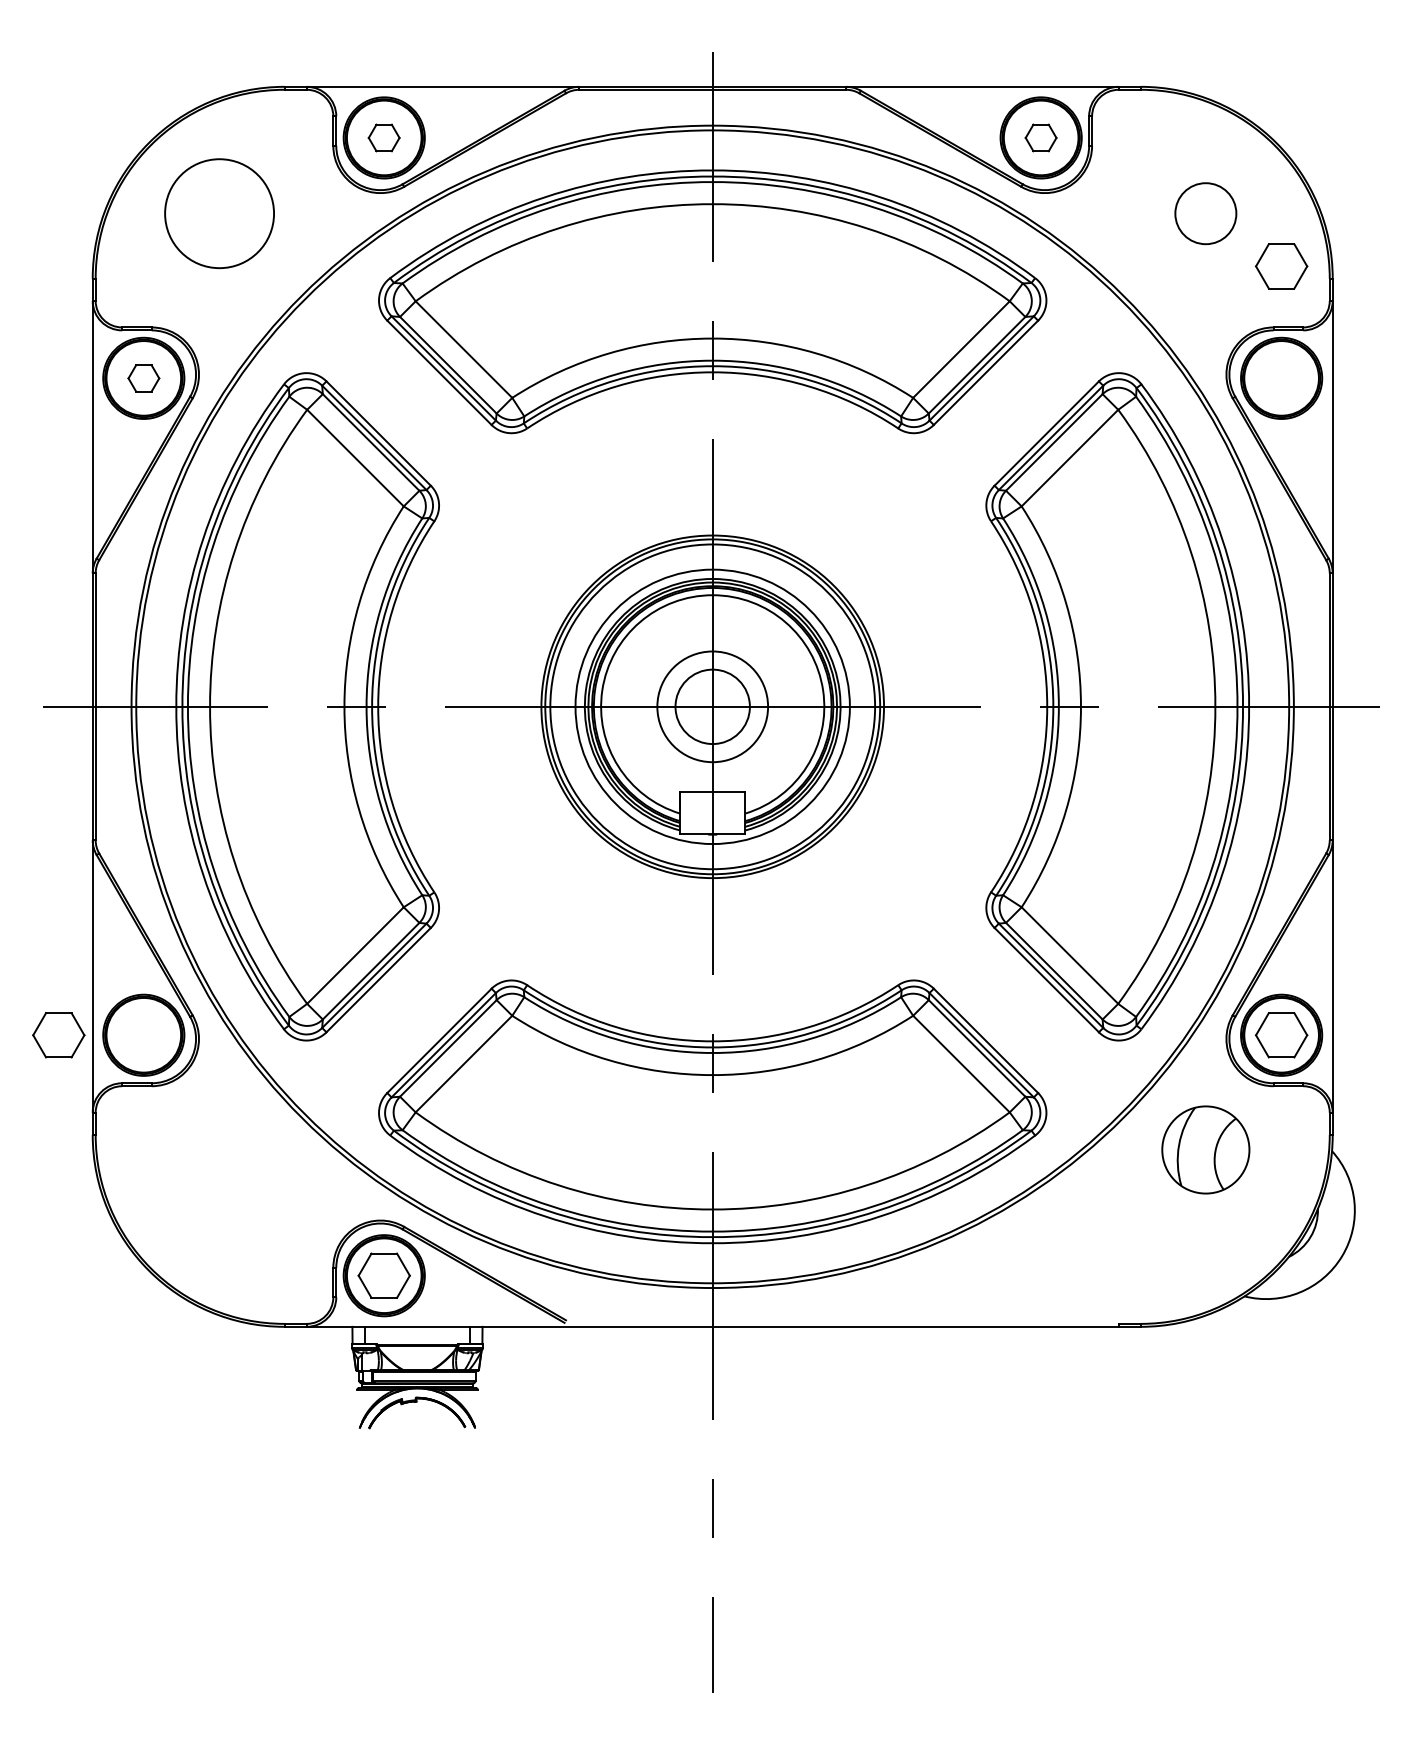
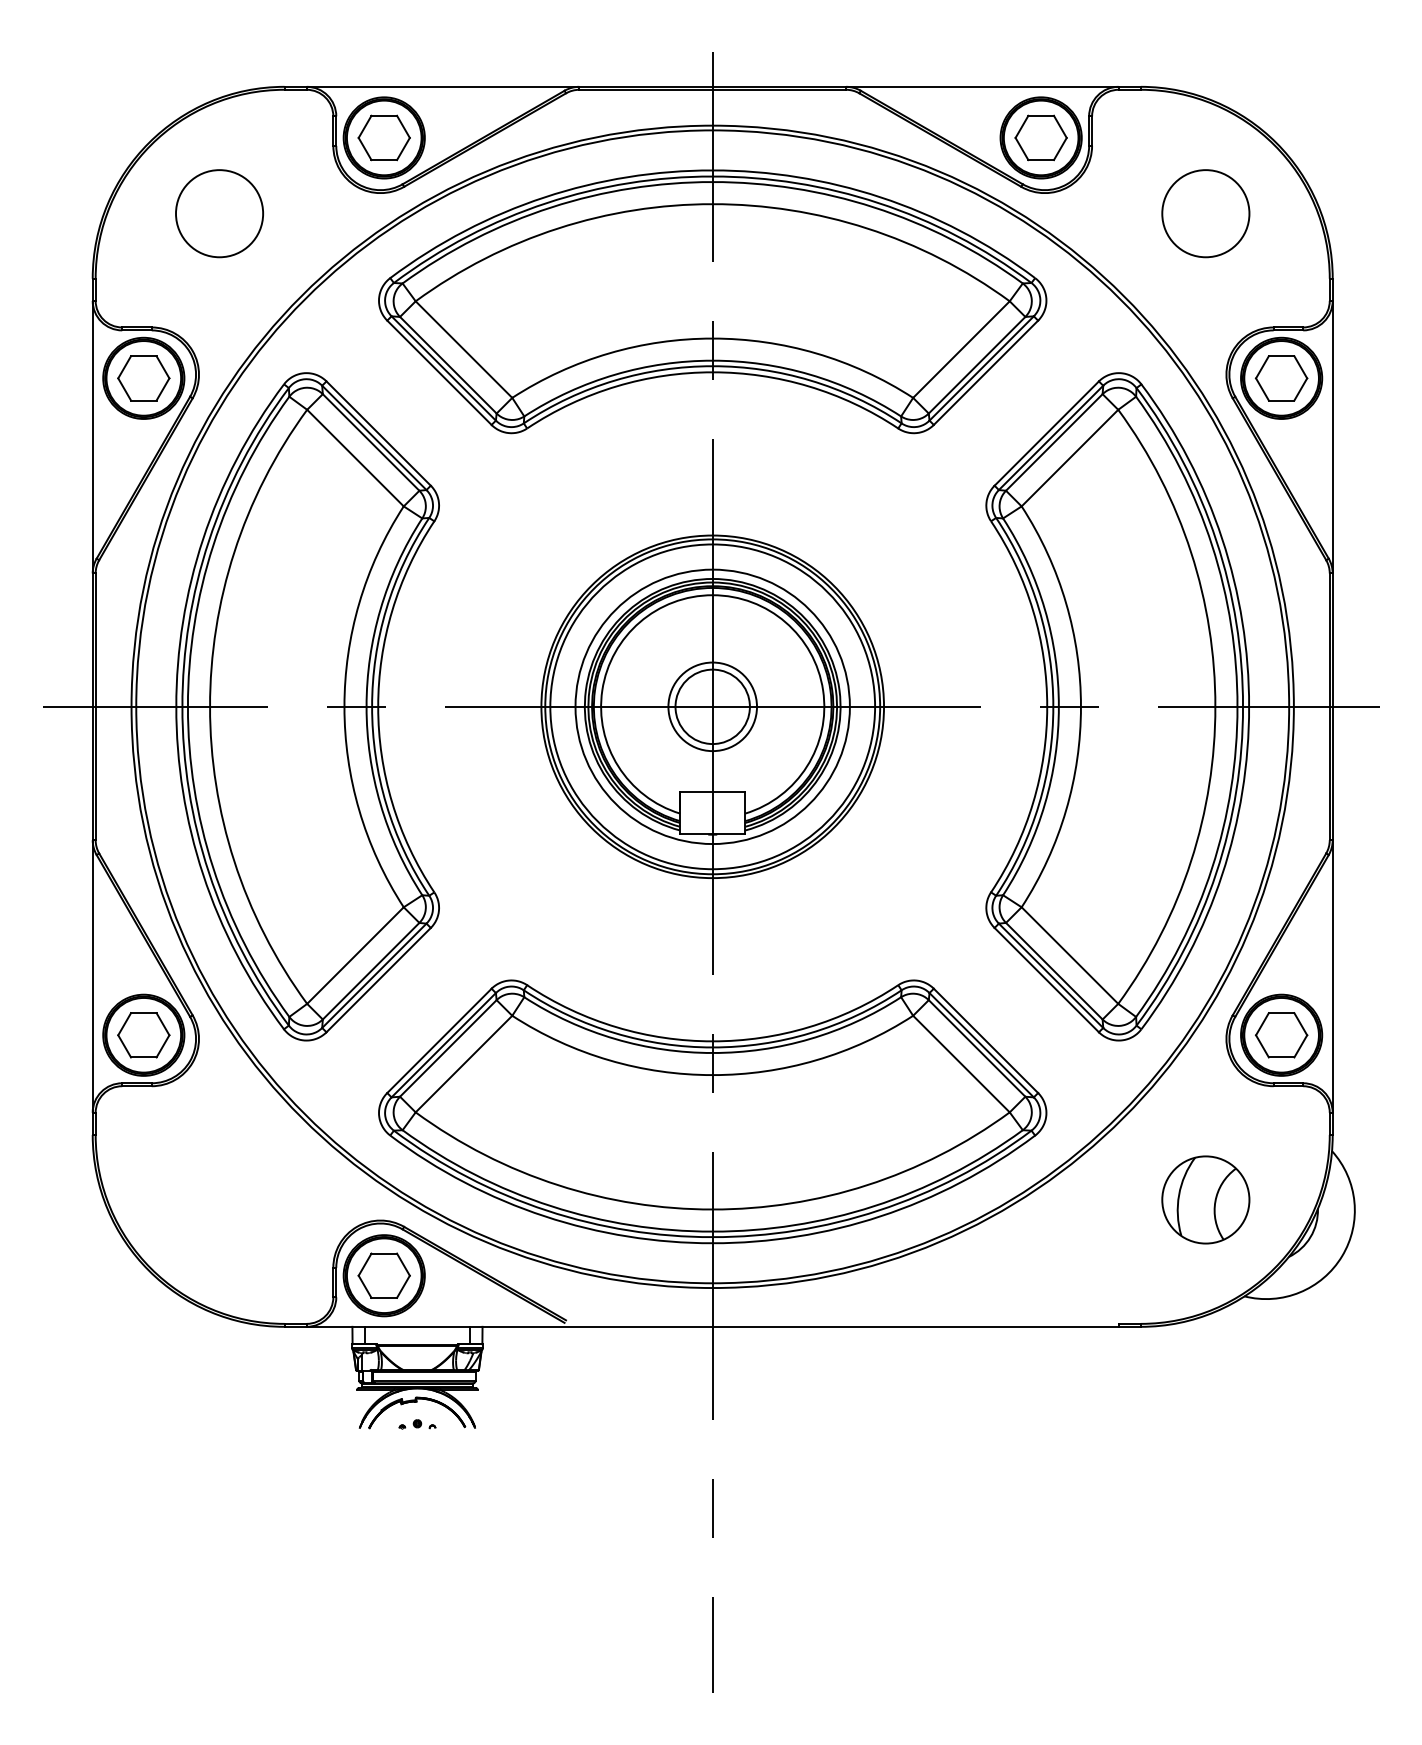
part size: 34x30 px -> 54x48 px (383, 137)
part size: 34x30 px -> 54x48 px (1040, 137)
circle diameter: 109 px -> 87 px (219, 213)
circle diameter: 61 px -> 87 px (1205, 213)
part position: (1281, 266) -> (1281, 378) (1281, 378)
part size: 34x29 px -> 54x47 px (143, 378)
circle diameter: 111 px -> 89 px (712, 706)
part position: (58, 1035) -> (143, 1035) (143, 1035)
part position: (1205, 1149) -> (1205, 1199) (1205, 1199)
part: none -> present (417, 1424)
